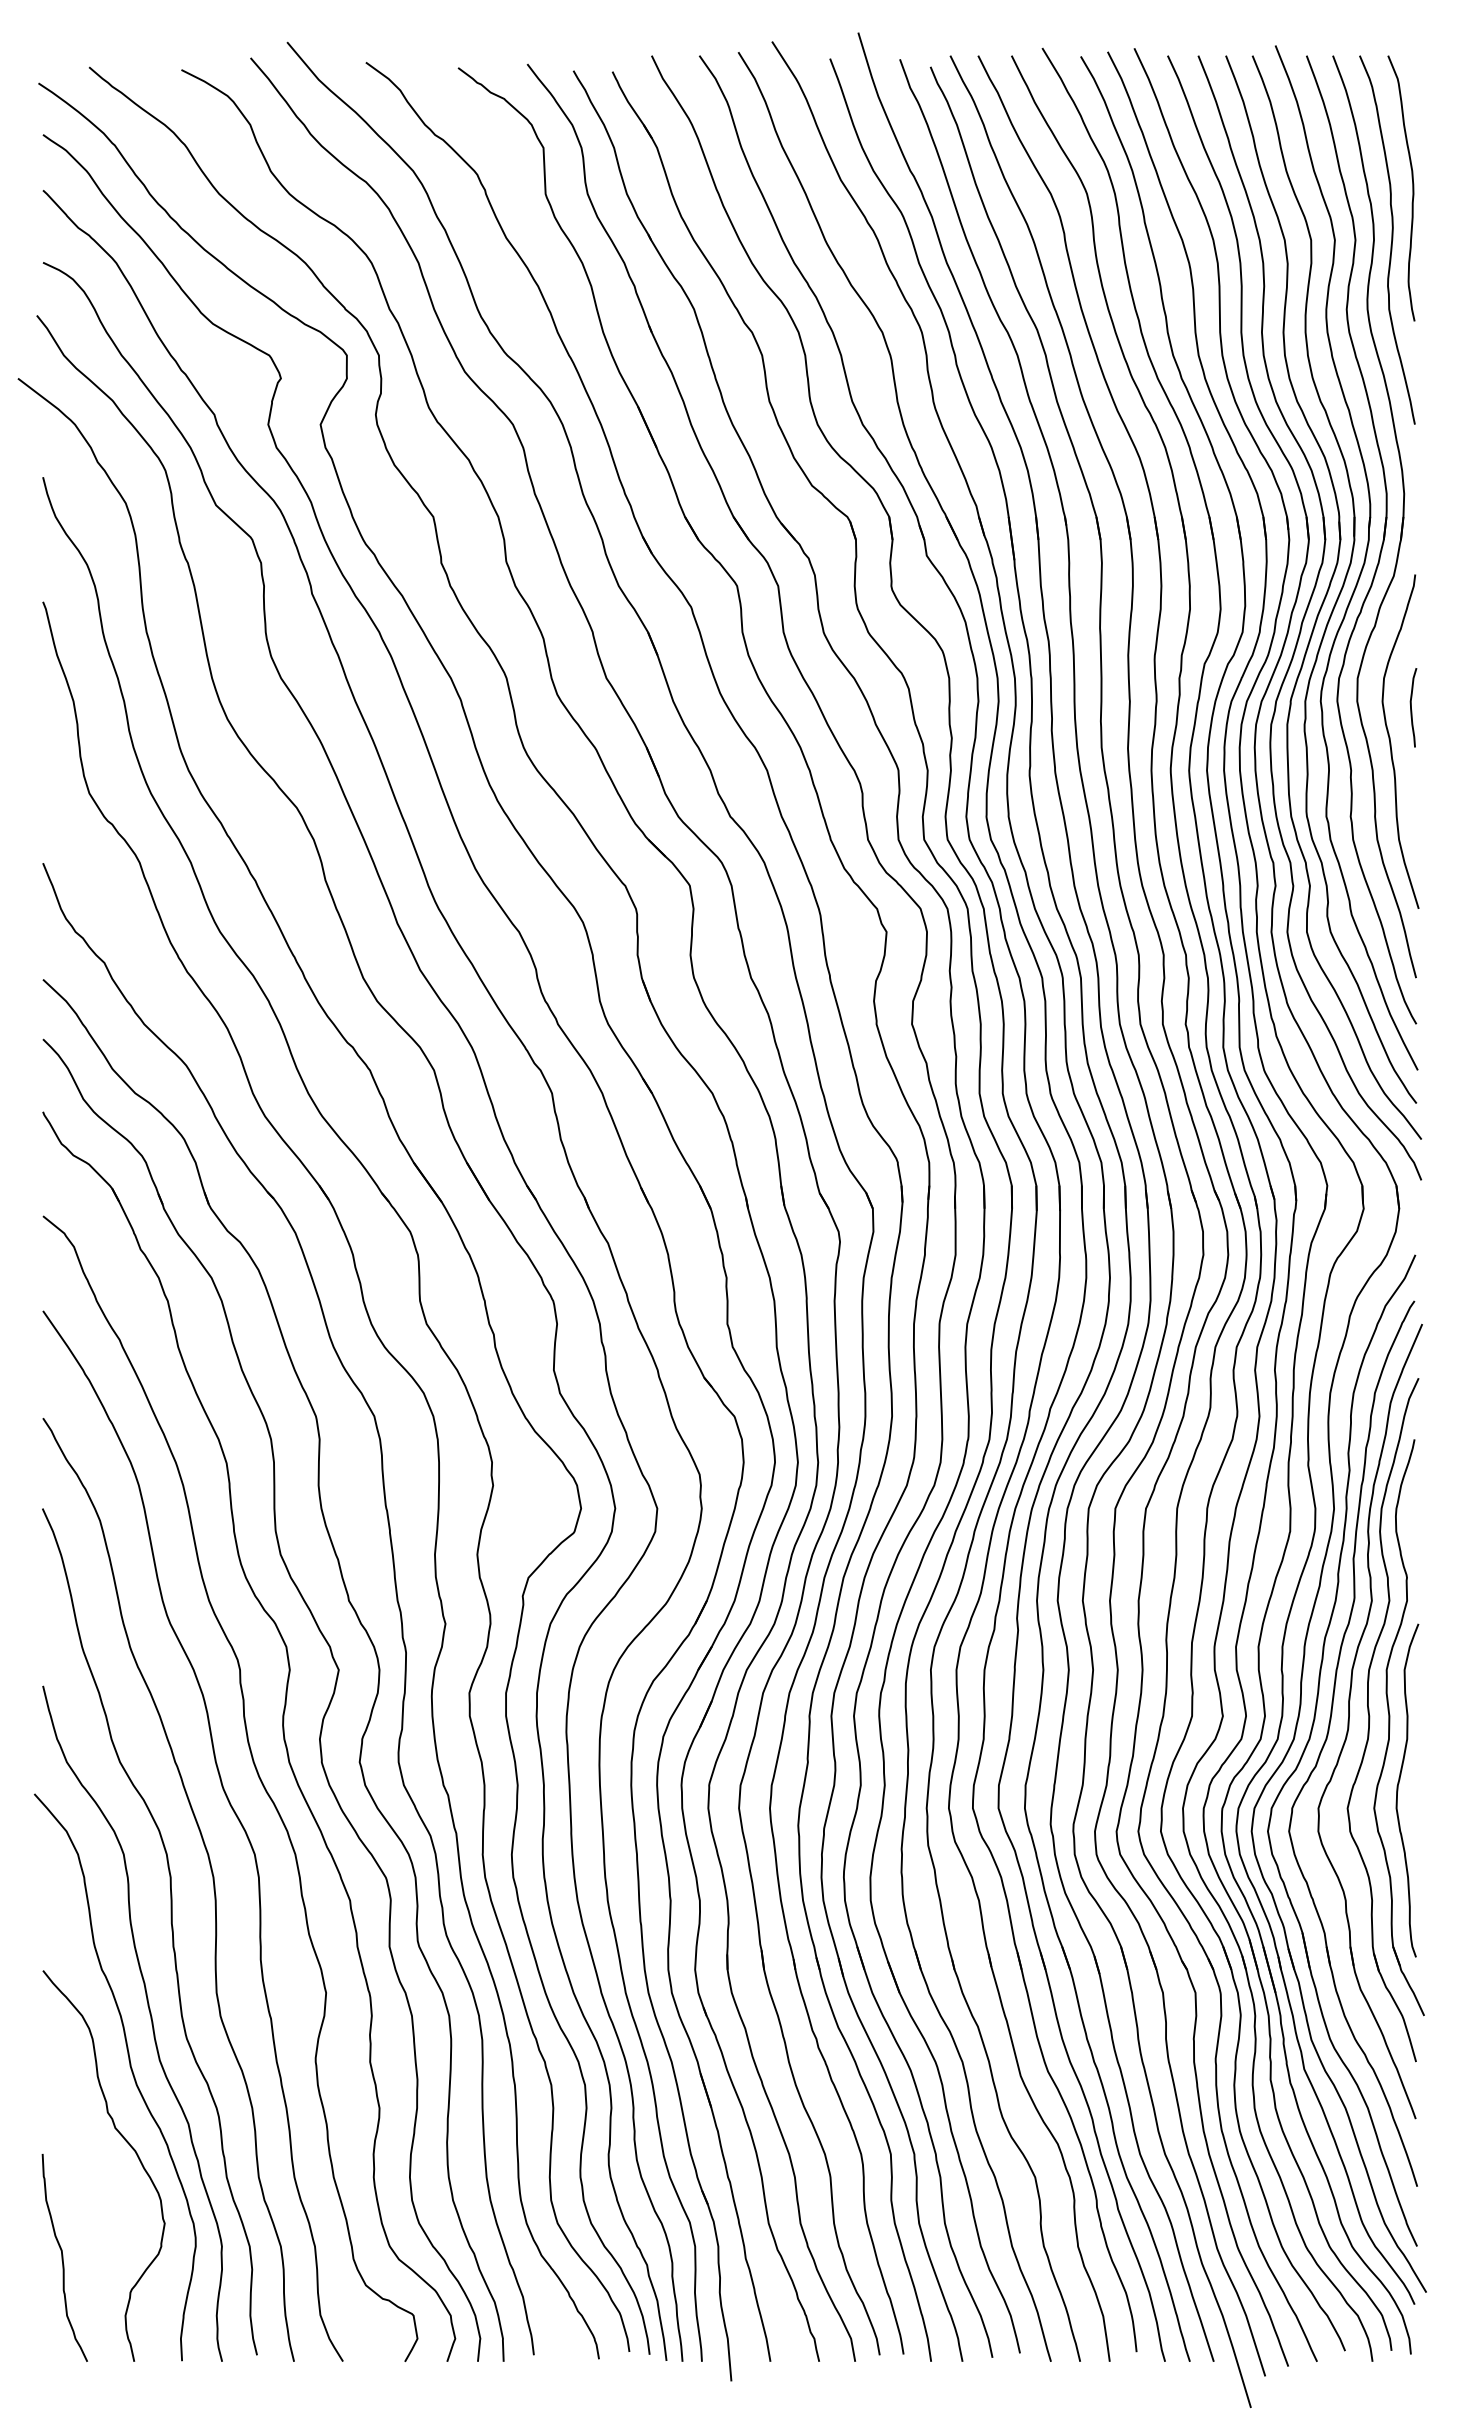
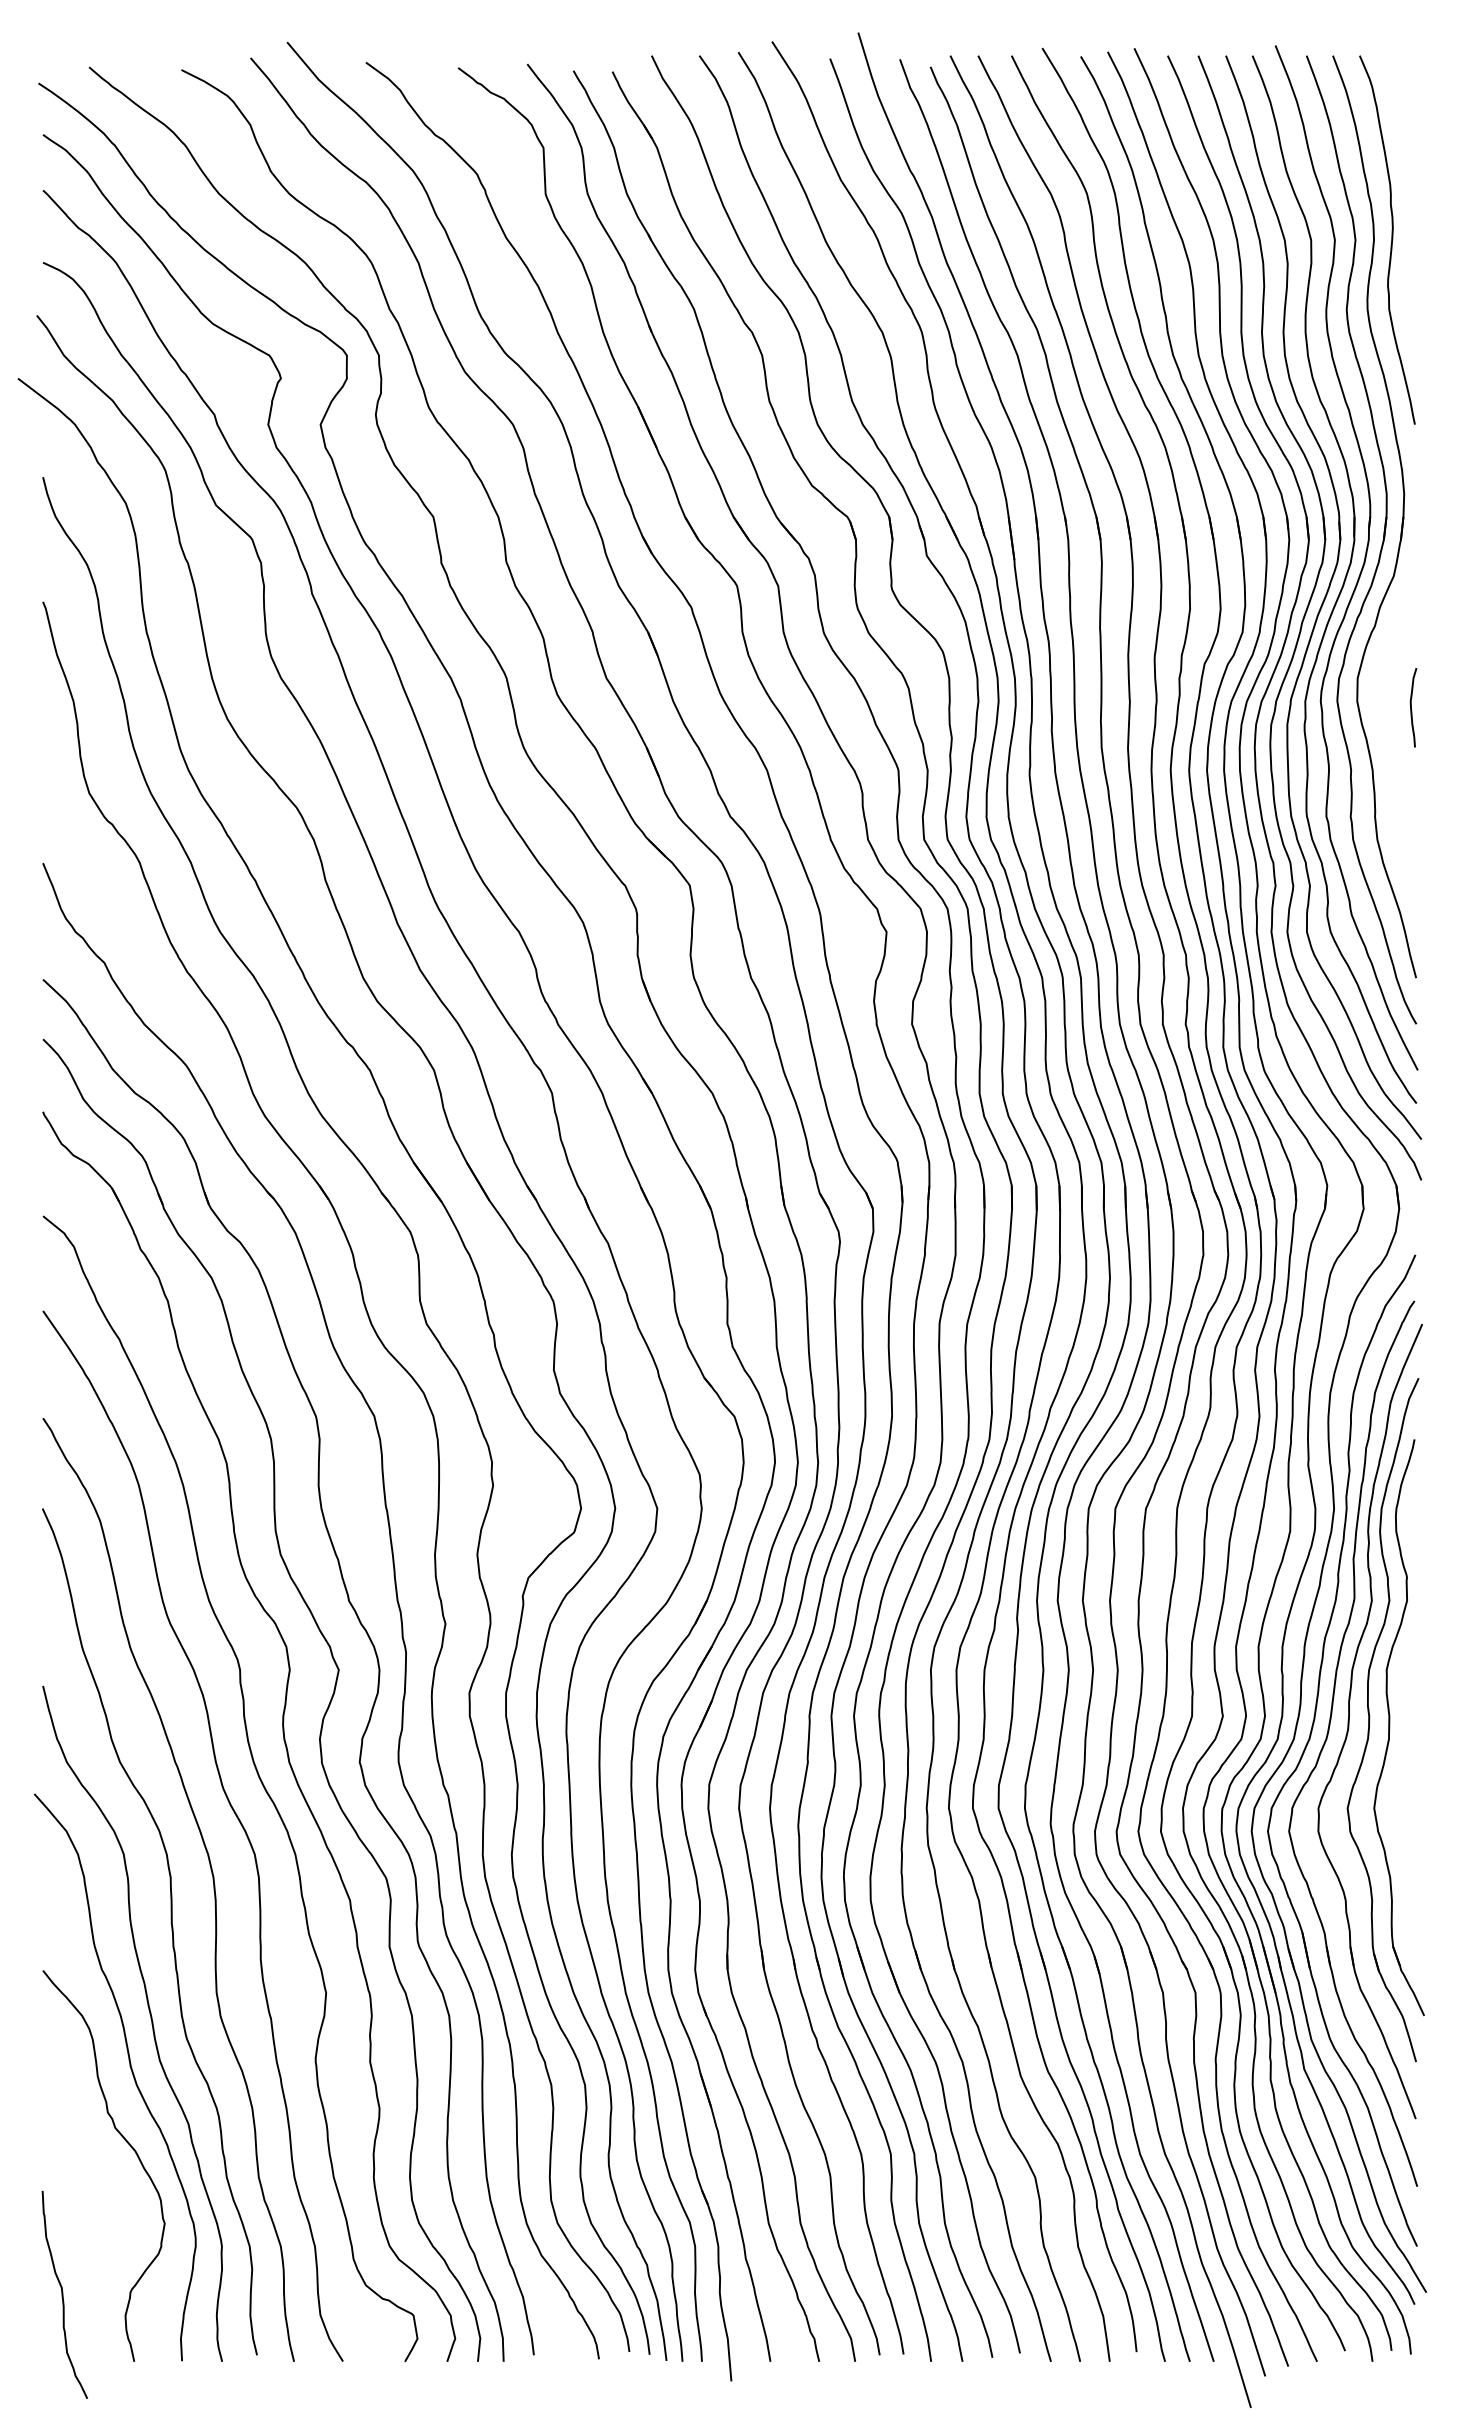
curve: present -> none (1412, 188)
curve: present -> none (1391, 742)
curve: present -> none (1398, 1790)
curve position: (63, 2257) -> (63, 2294) (63, 2294)
